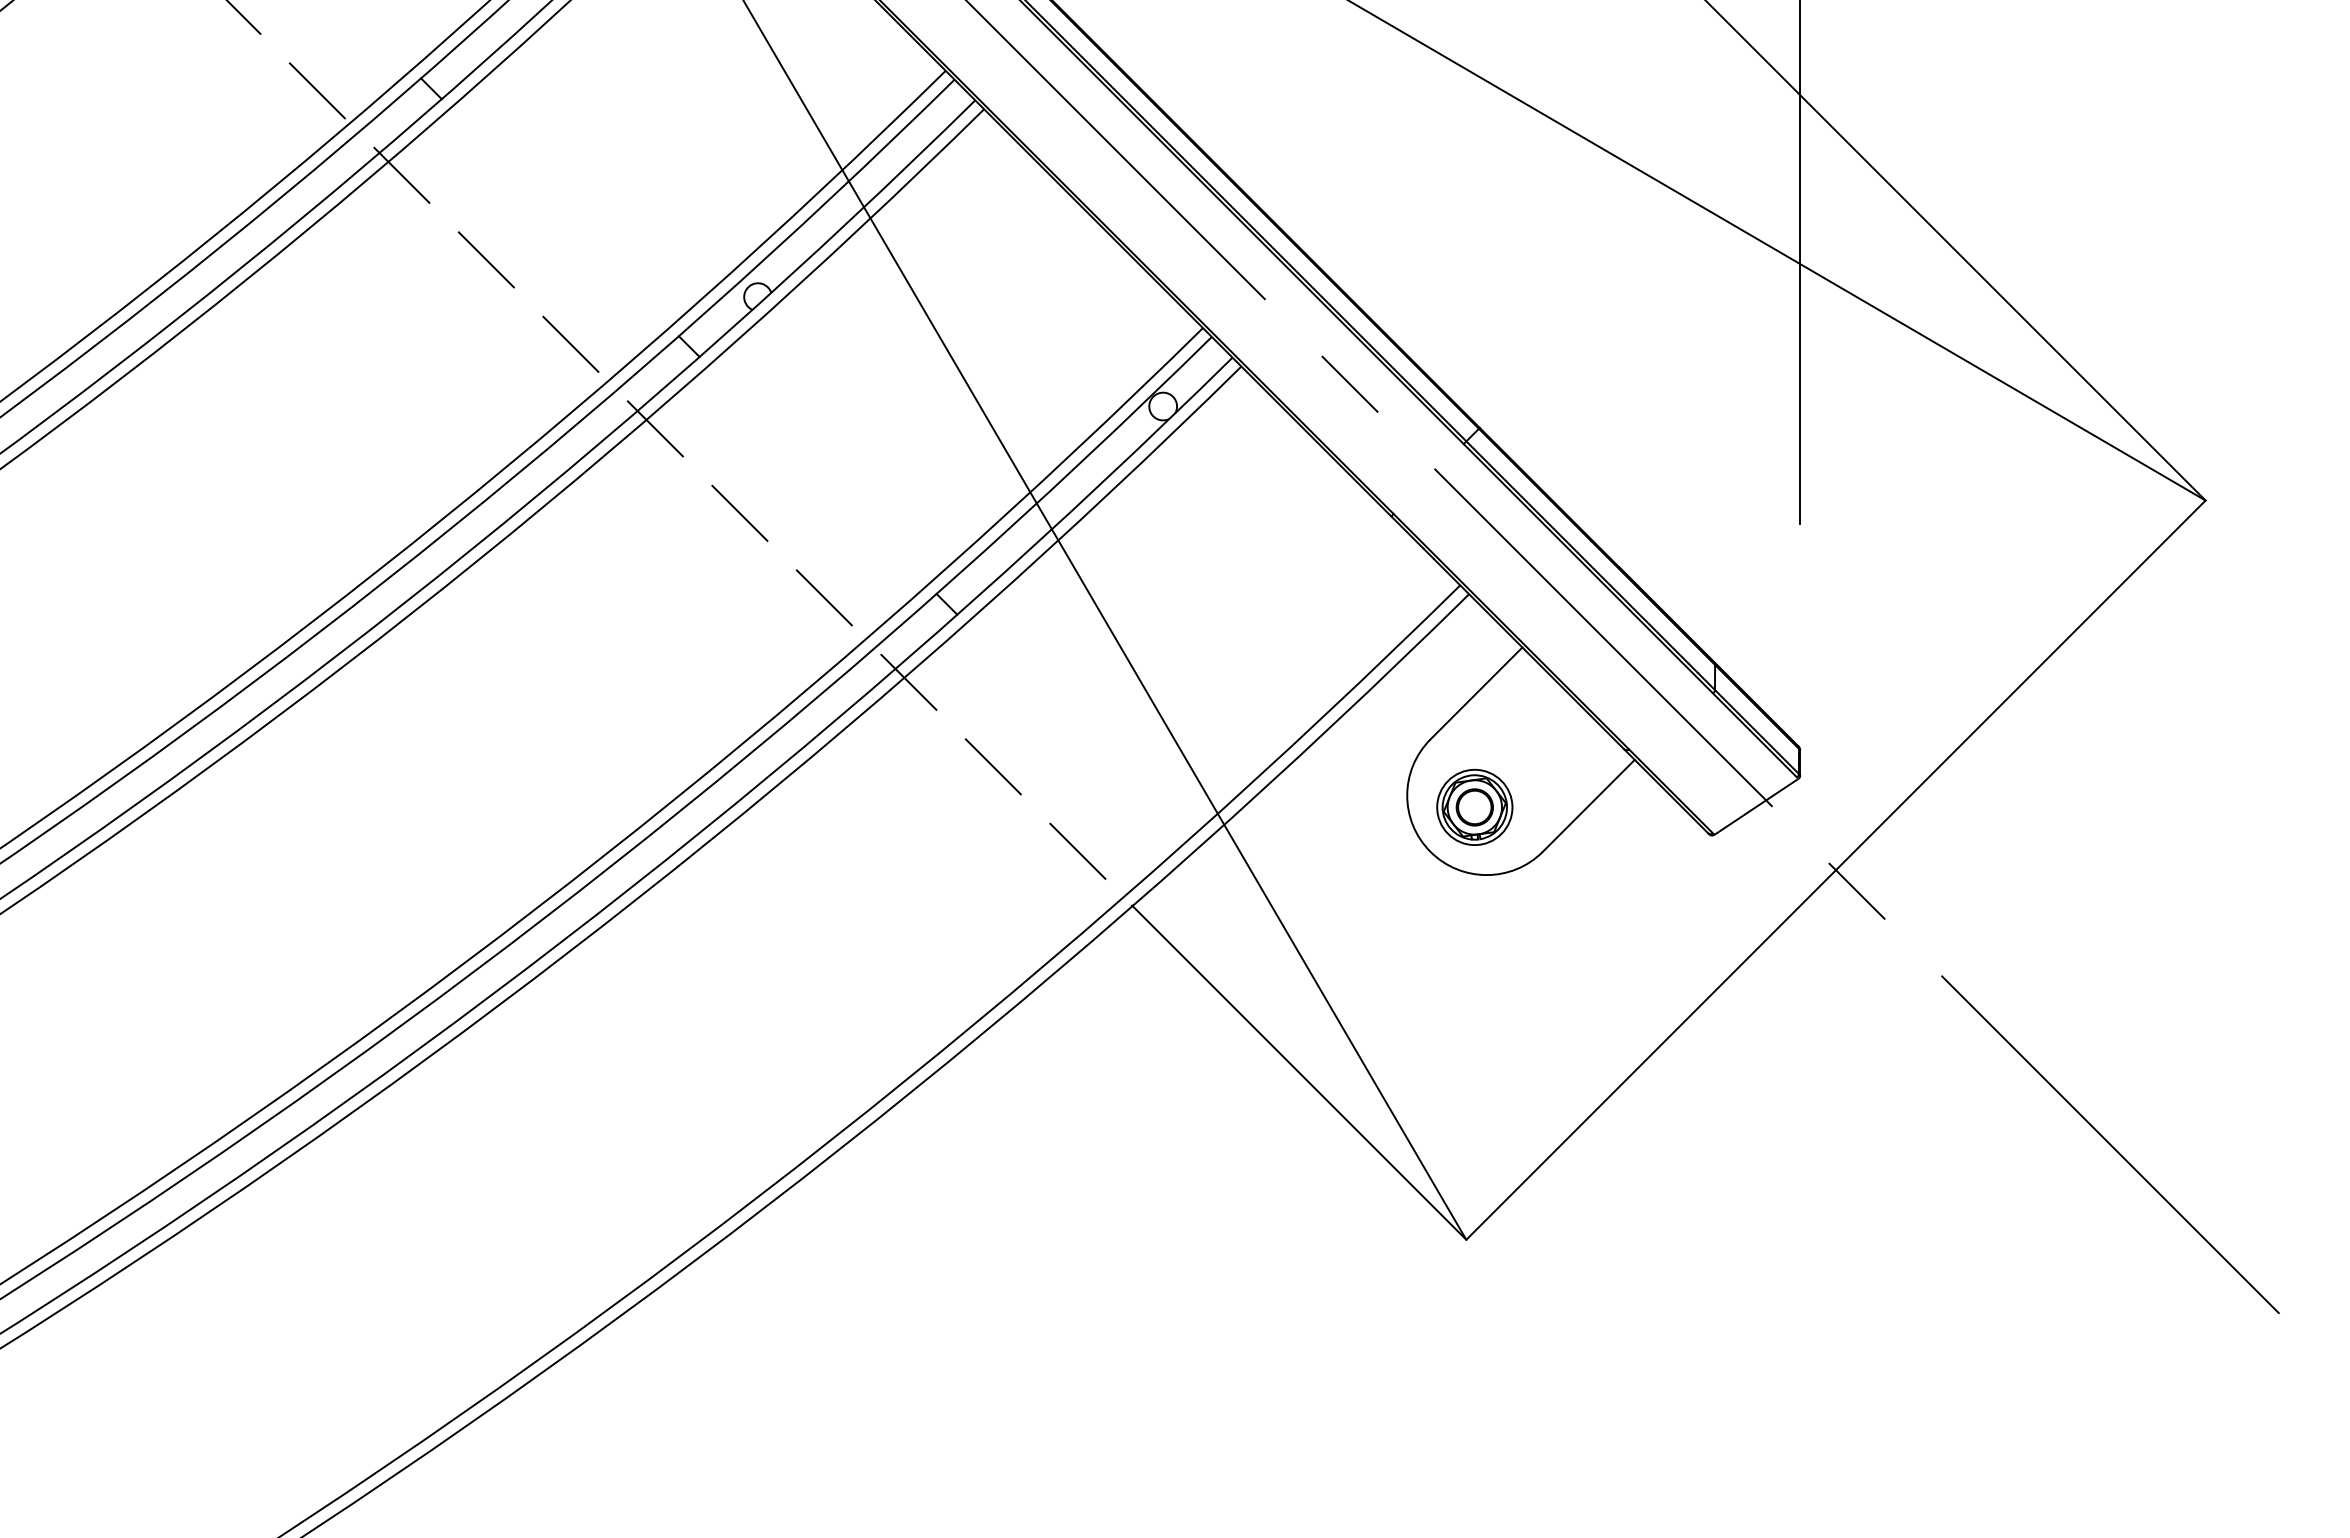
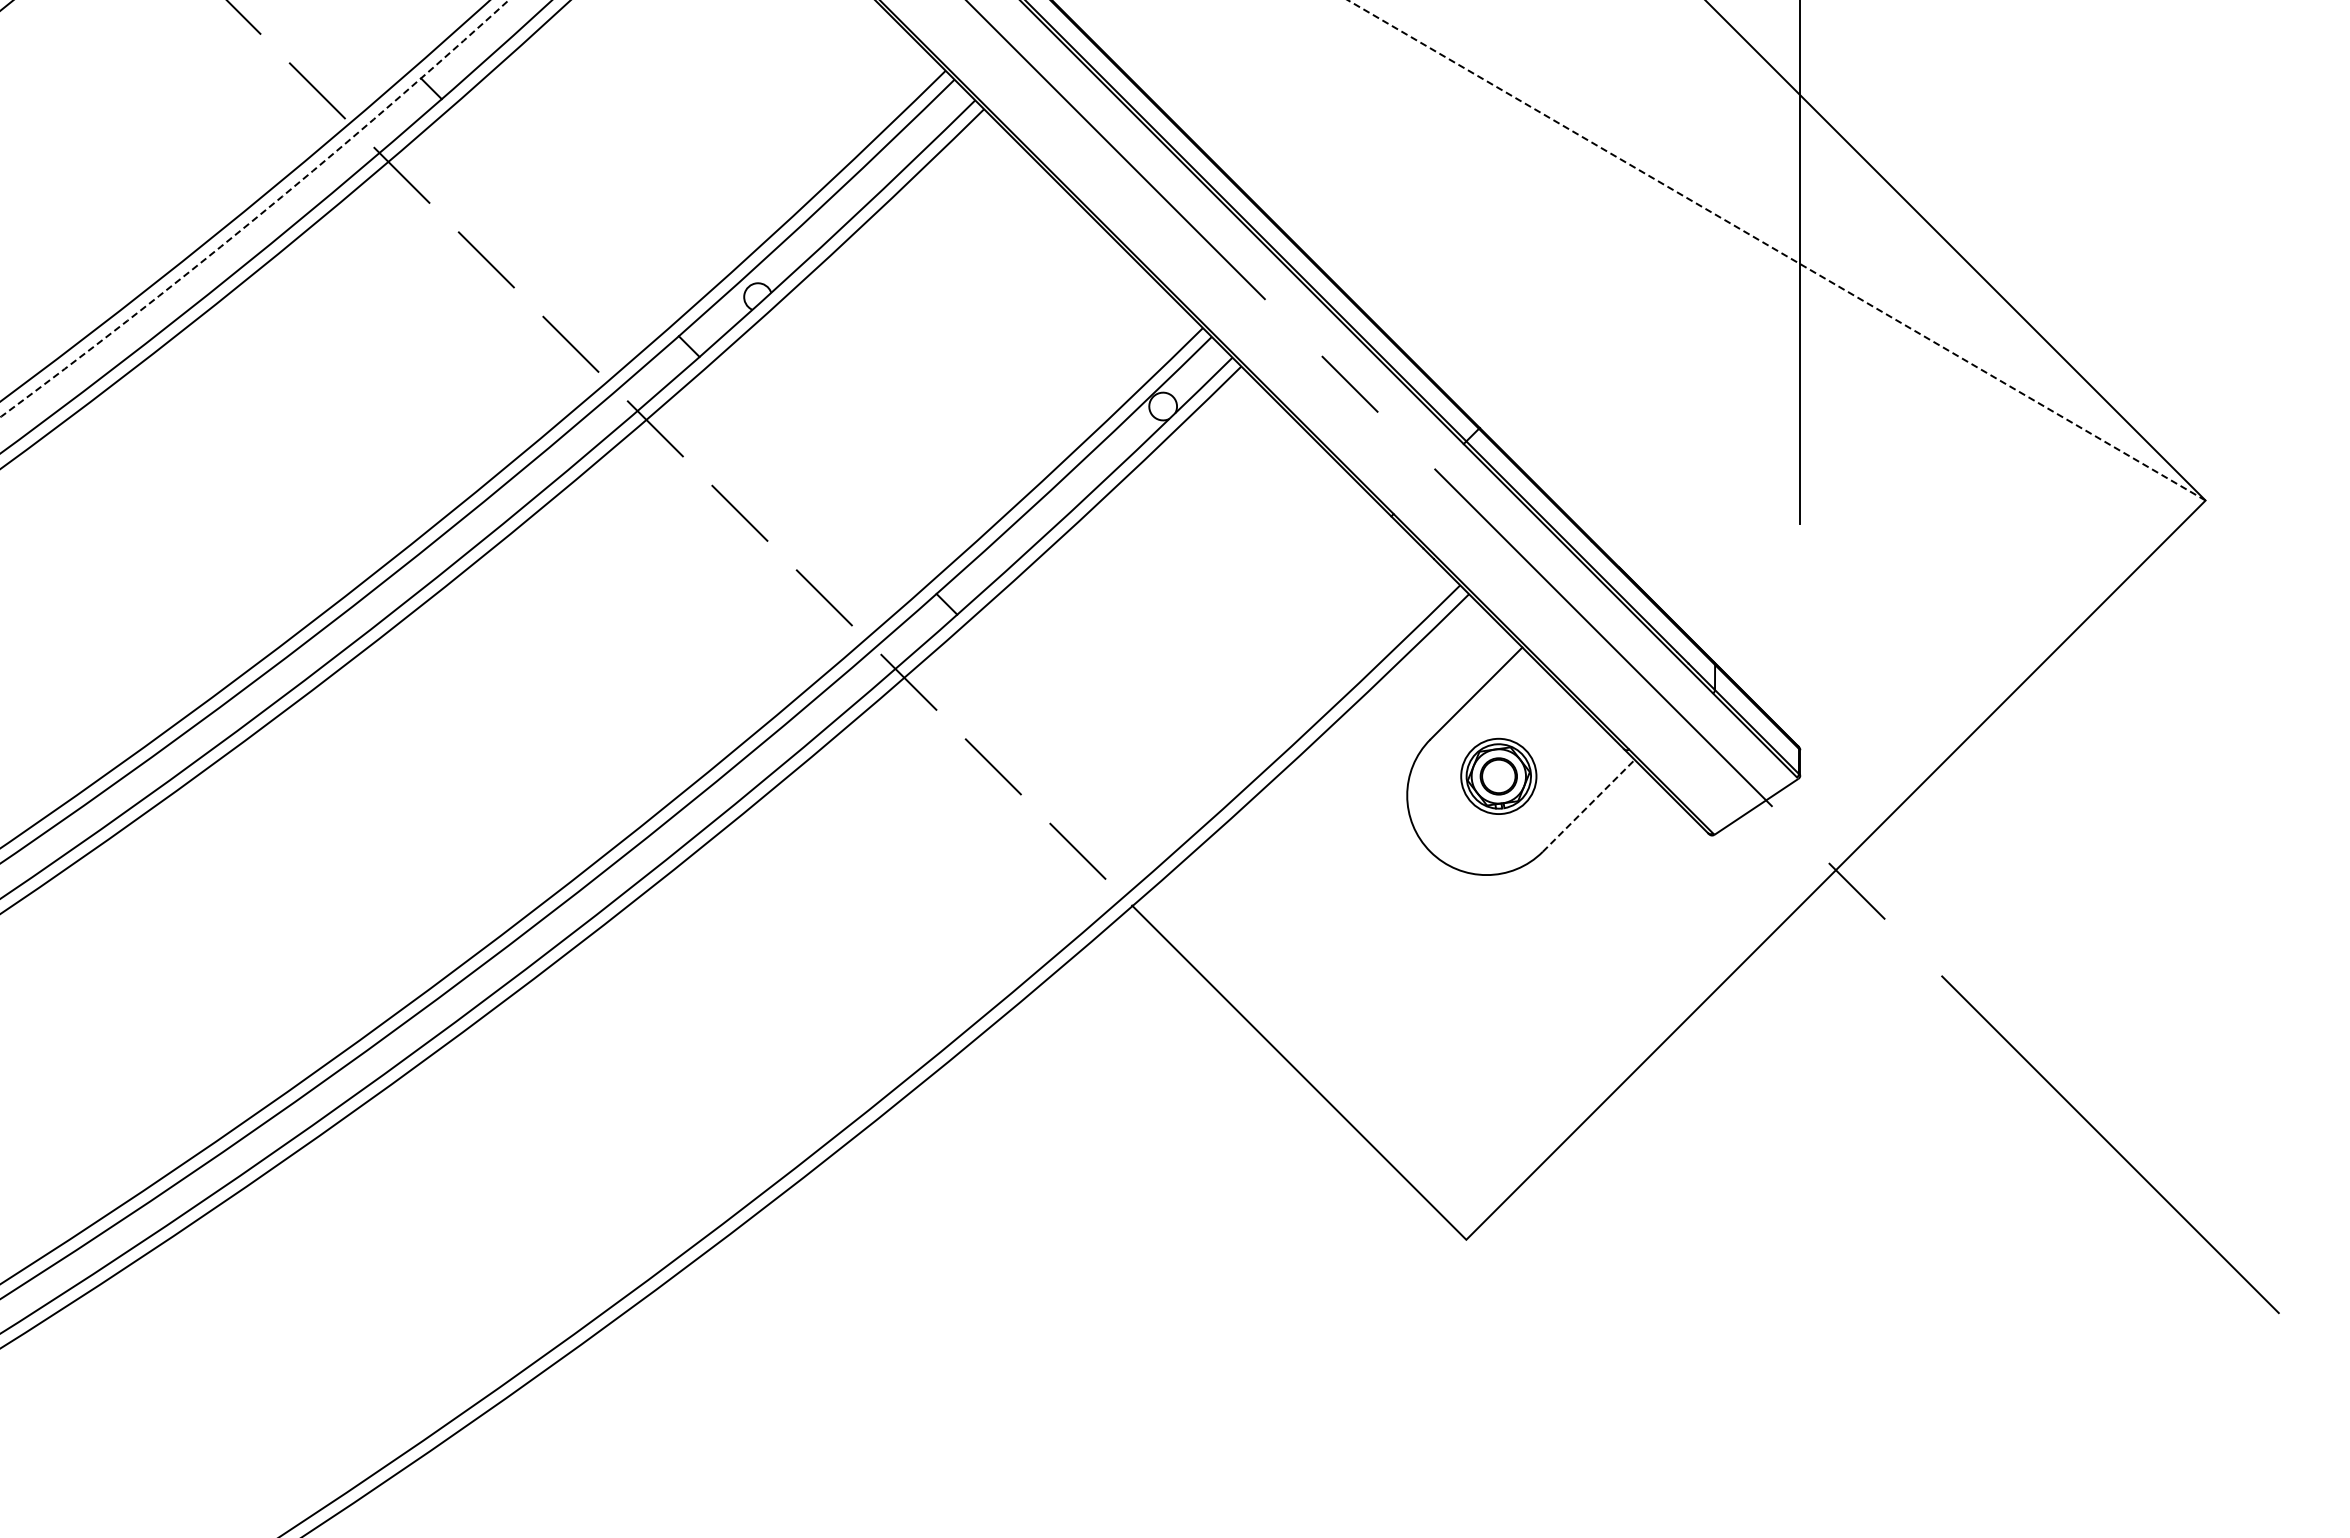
arc: solid -> dashed (259, 215)
line: solid -> dashed (1776, 250)
line: present -> none (1105, 620)
line: solid -> dashed (1589, 805)
part position: (1474, 806) -> (1498, 775) (1498, 775)
